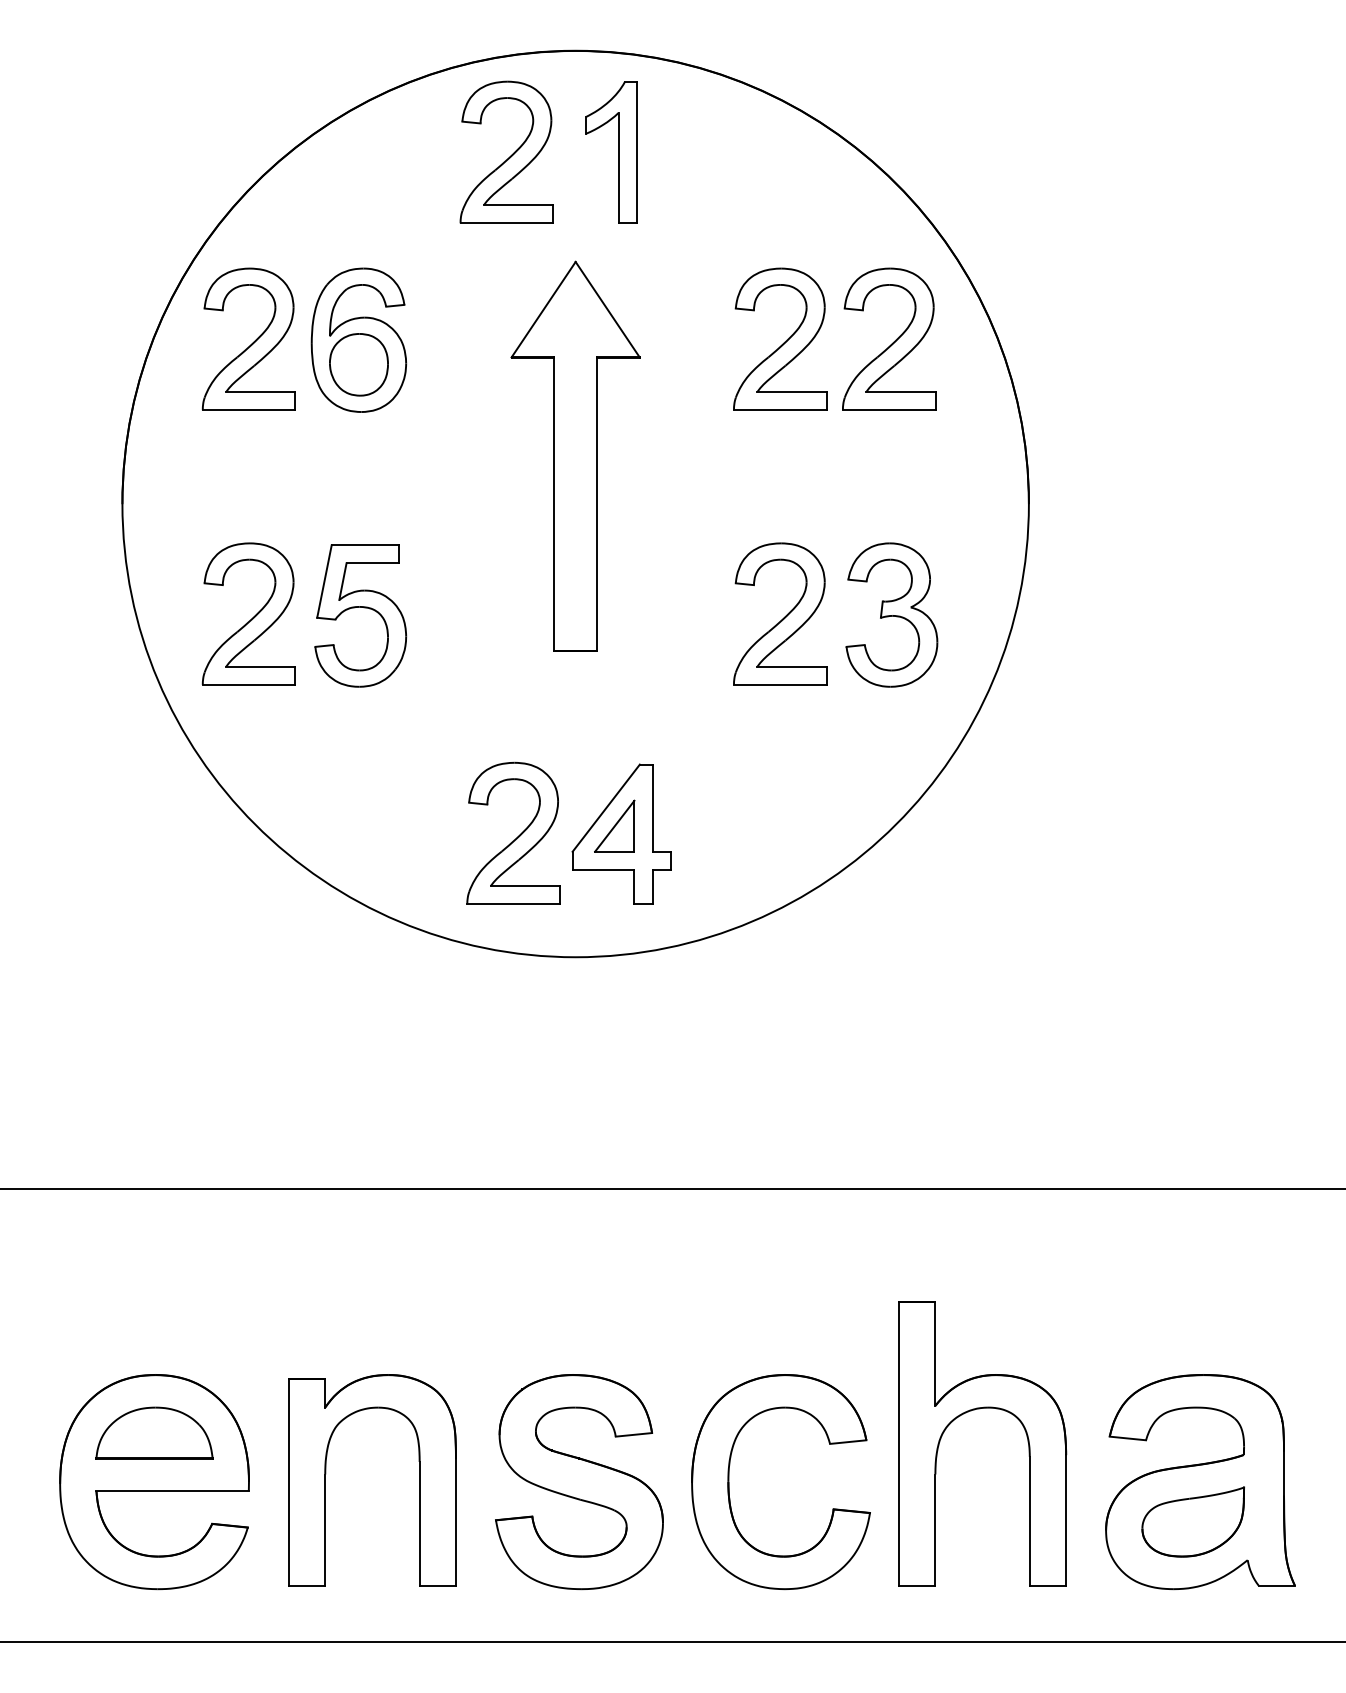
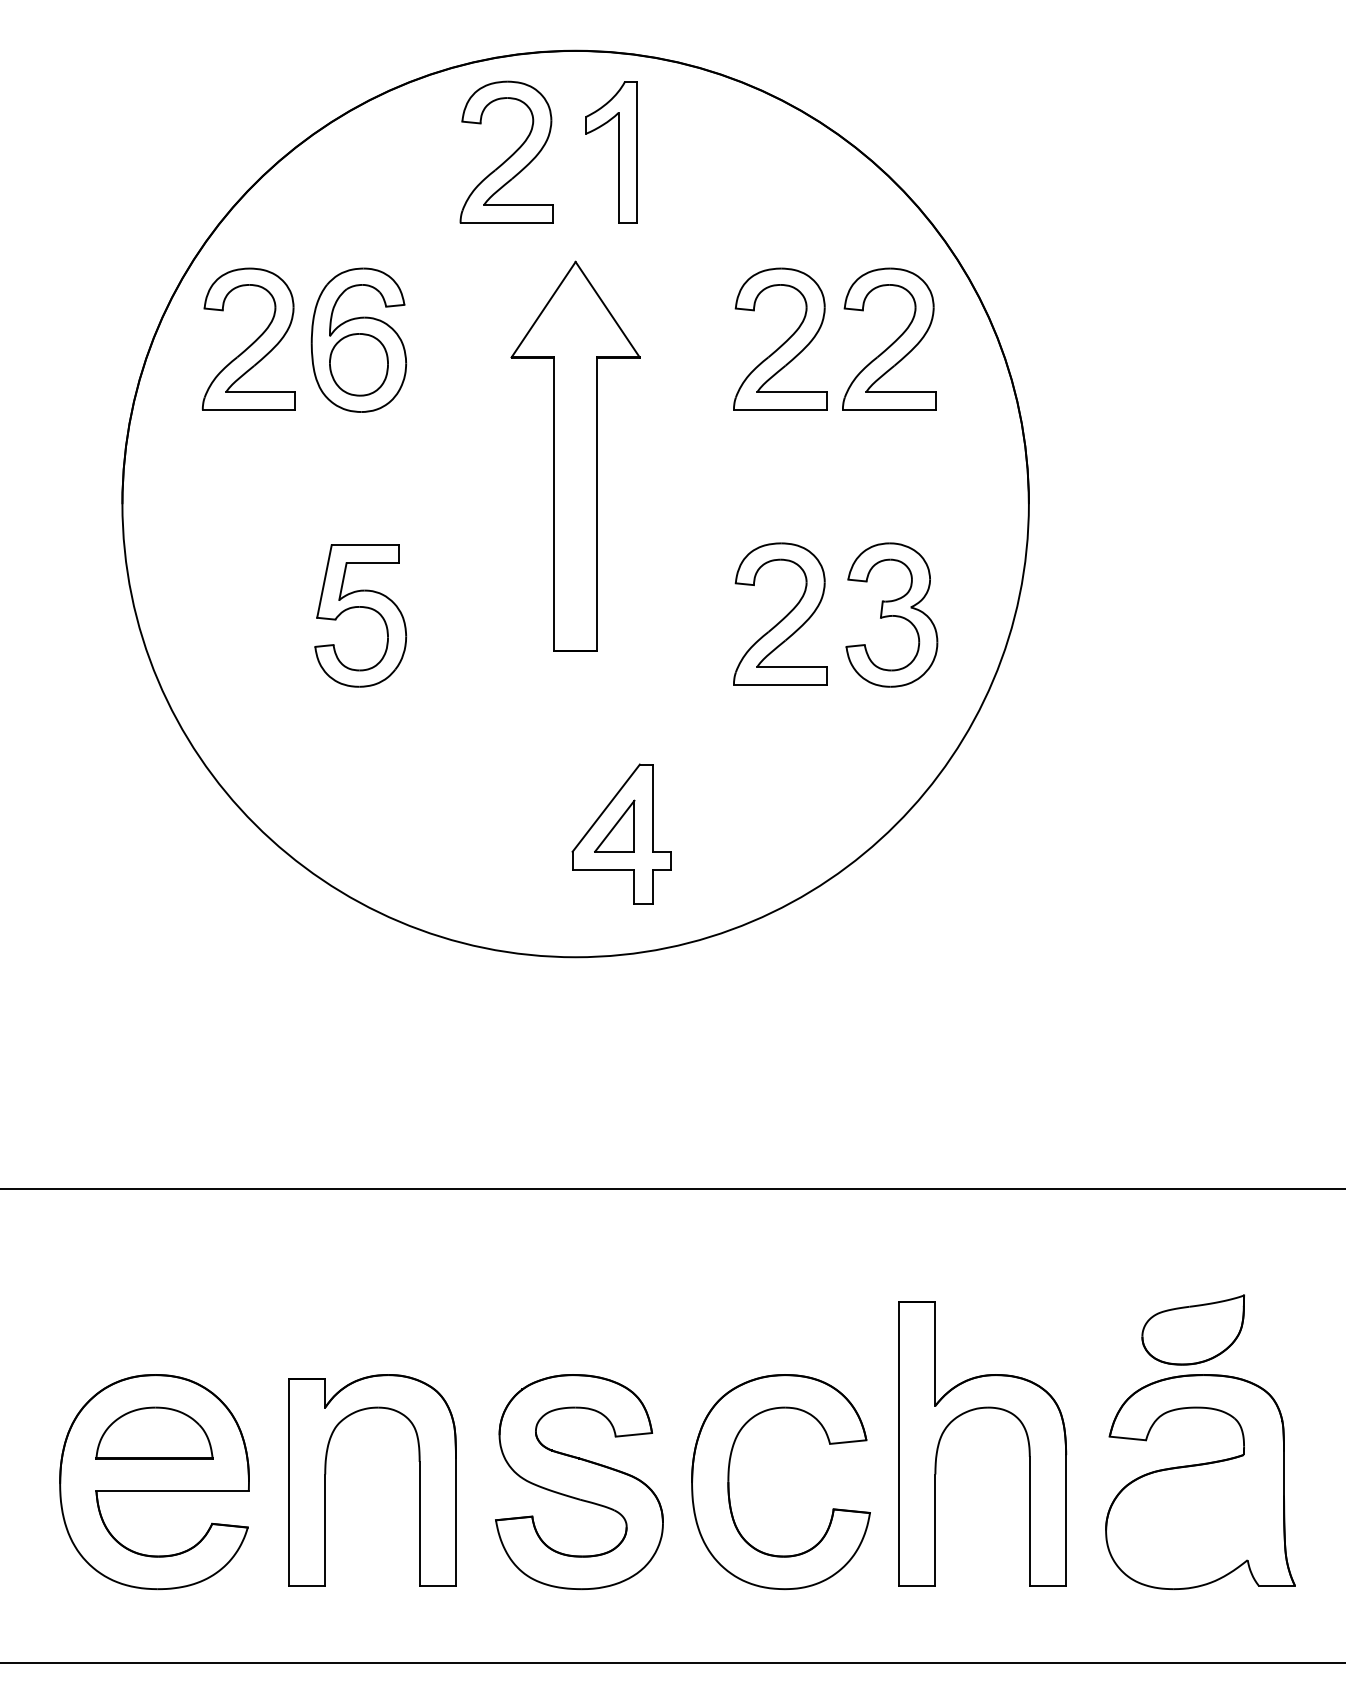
part: present -> none (248, 613)
part: present -> none (513, 832)
part position: (1192, 1521) -> (1192, 1329) (1192, 1329)
line position: (672, 1642) -> (672, 1663) (672, 1663)
